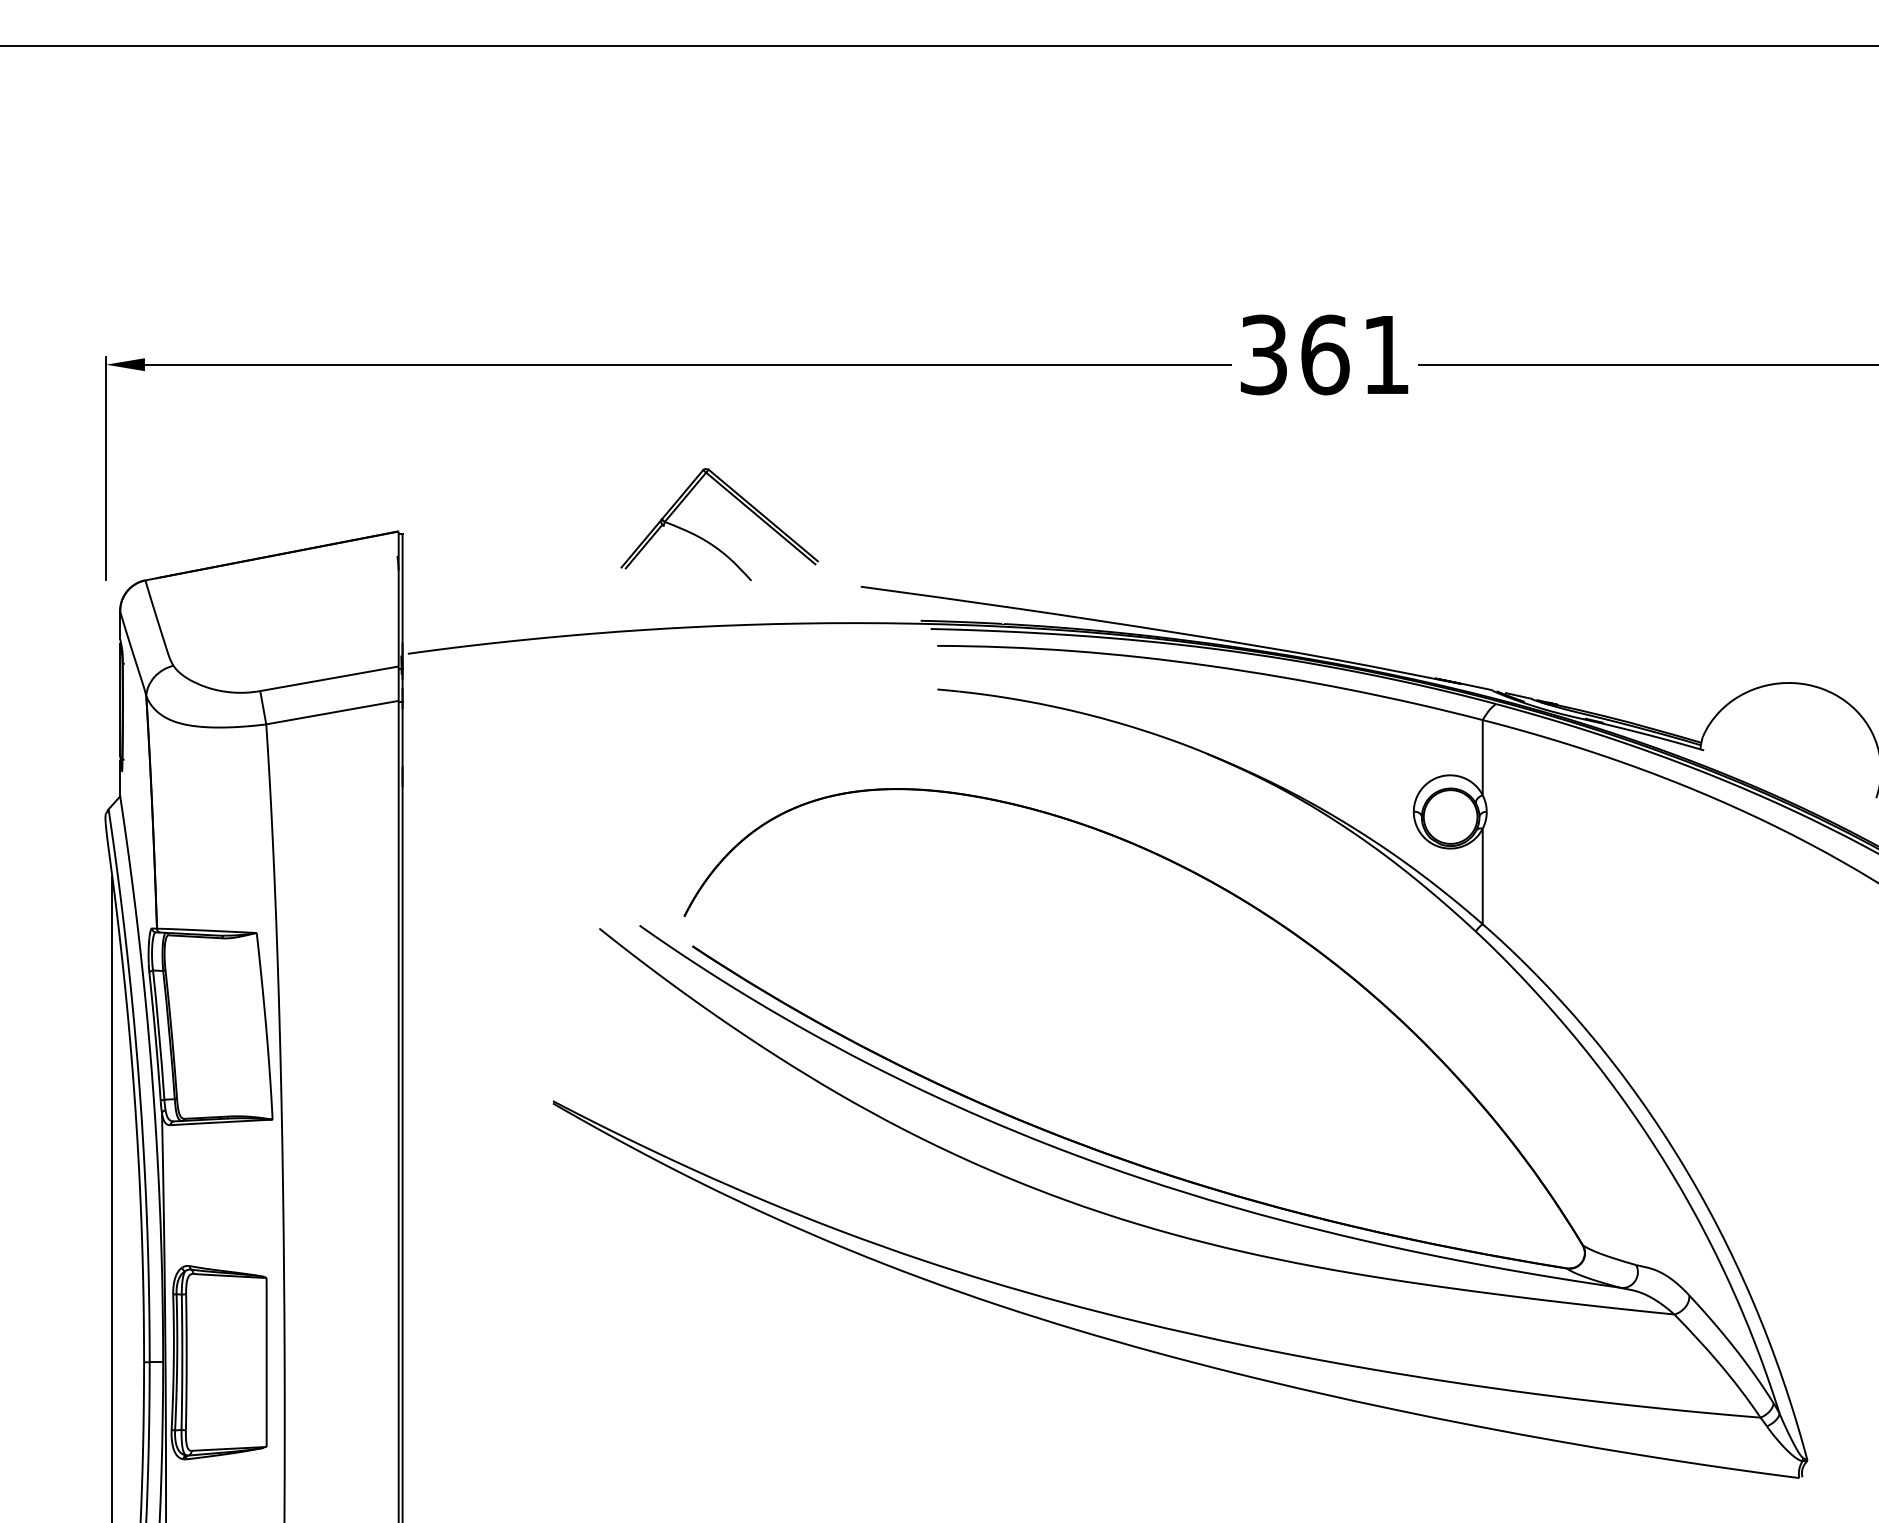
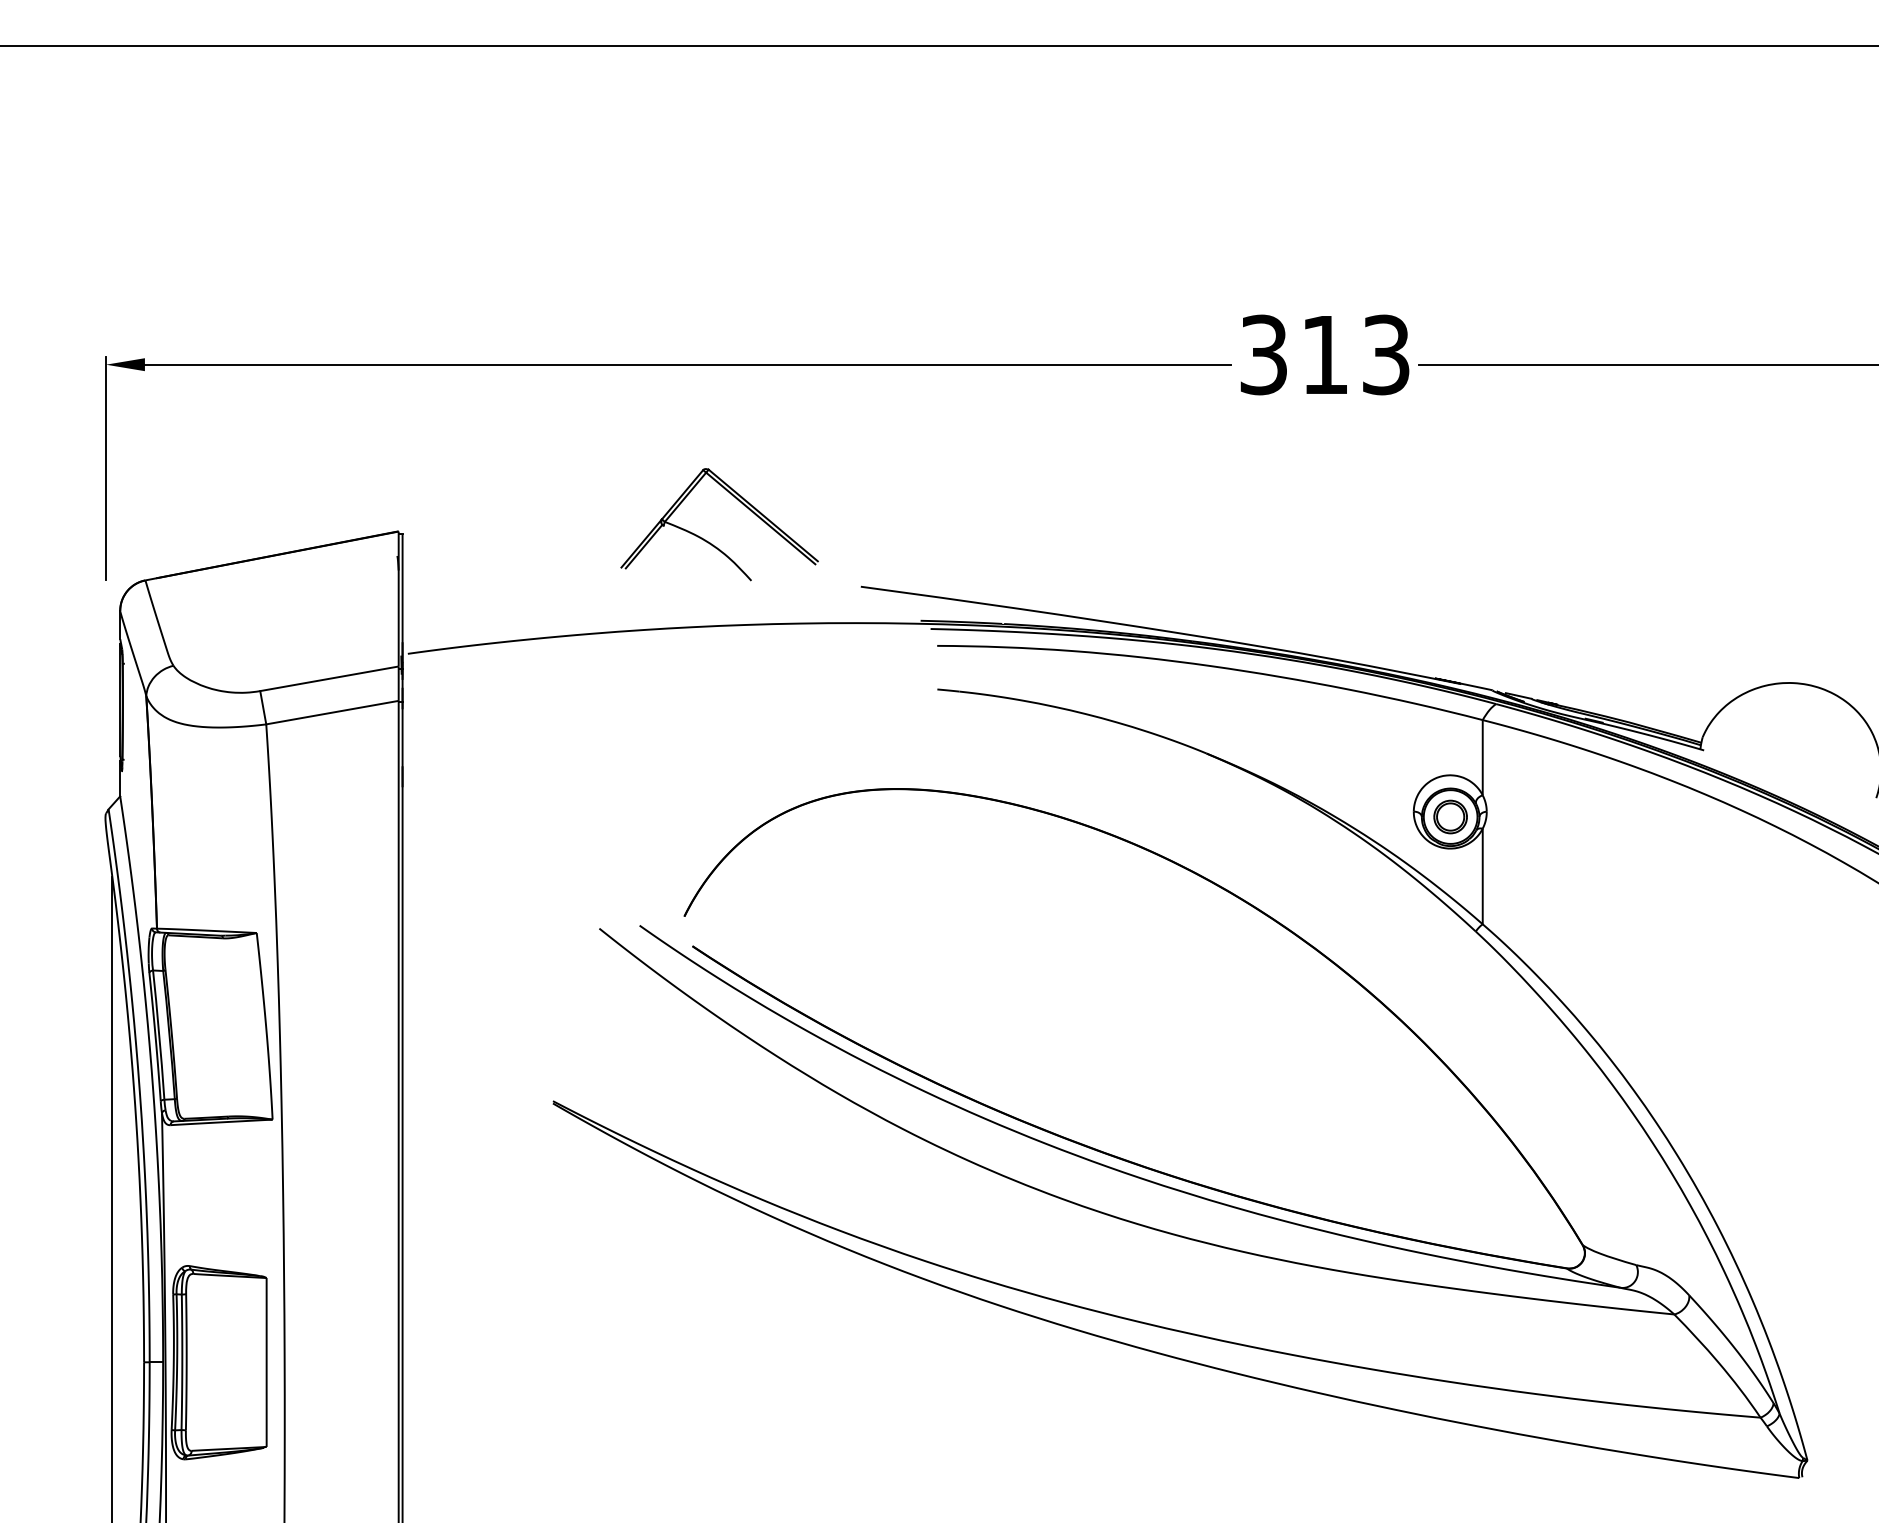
text: 361 -> 313 (1355, 354)
part: none -> present (1450, 816)
